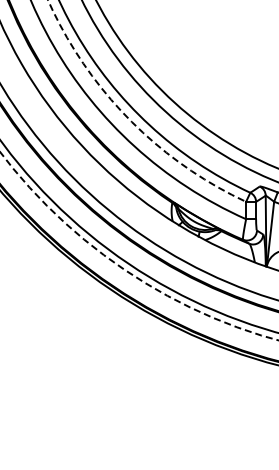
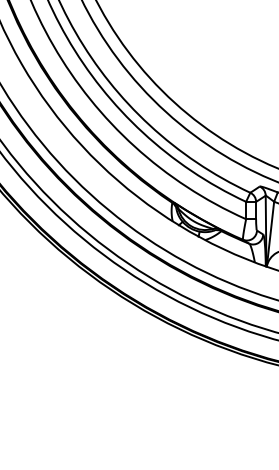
arc: dashed -> solid (127, 117)
circle: dashed -> solid (139, 245)
